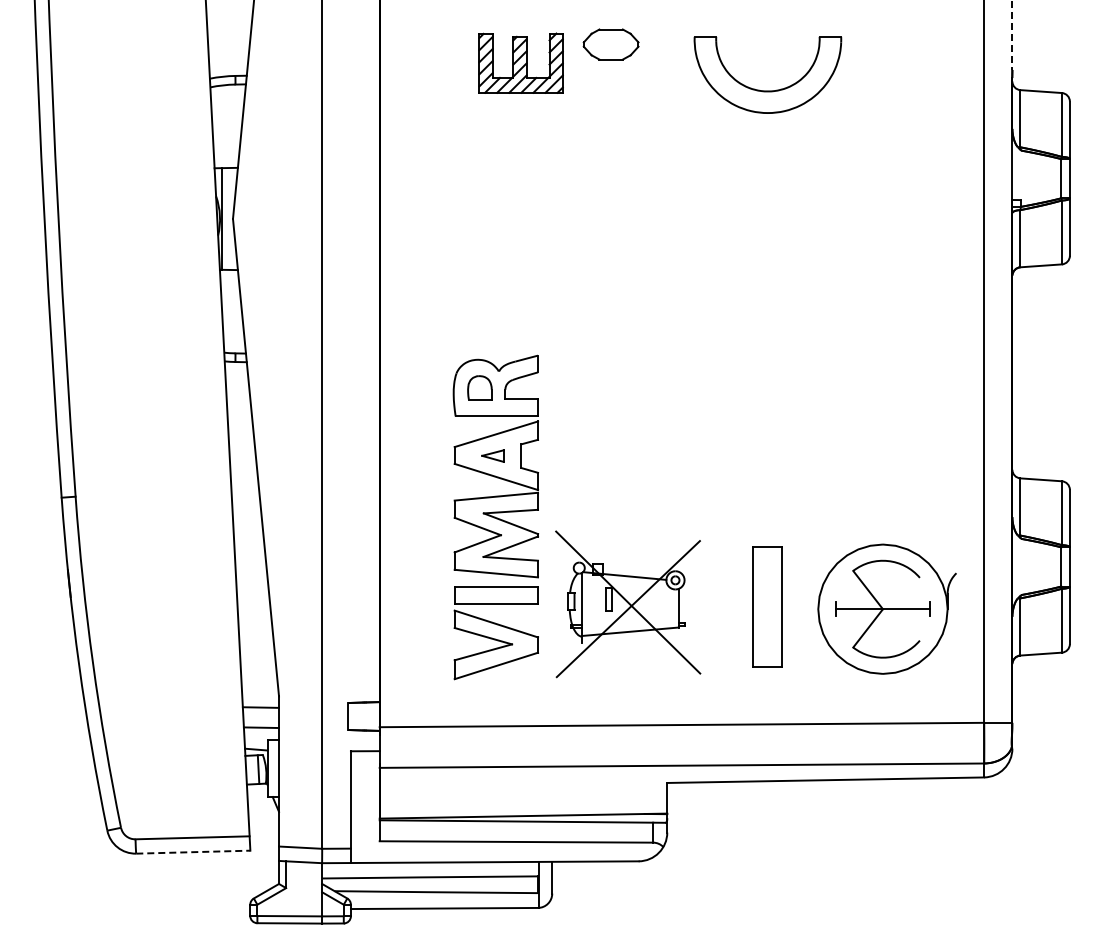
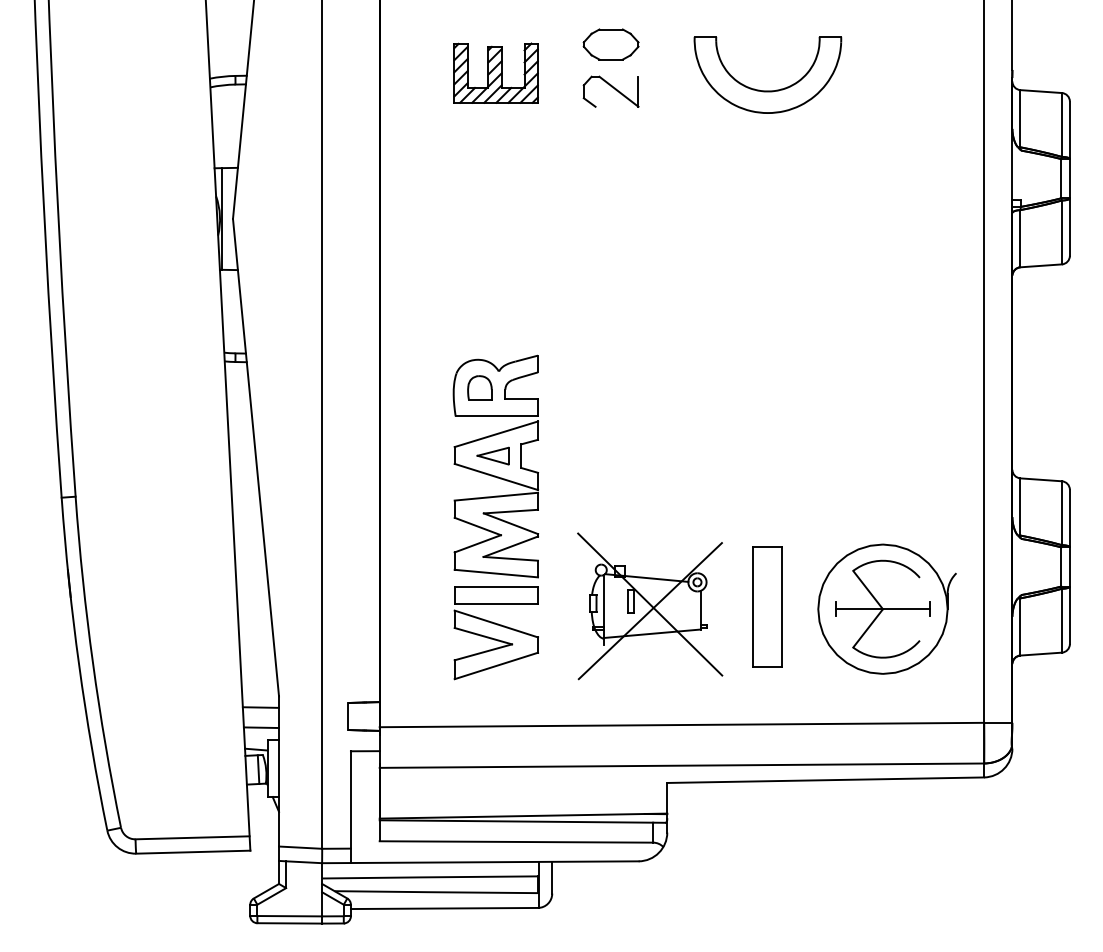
line: dashed -> solid (1012, 35)
part position: (520, 62) -> (495, 72) (495, 72)
part: none -> present (610, 91)
part size: 24x14 px -> 34x20 px (492, 455)
part position: (628, 604) -> (650, 606) (650, 606)
line: dashed -> solid (193, 852)
